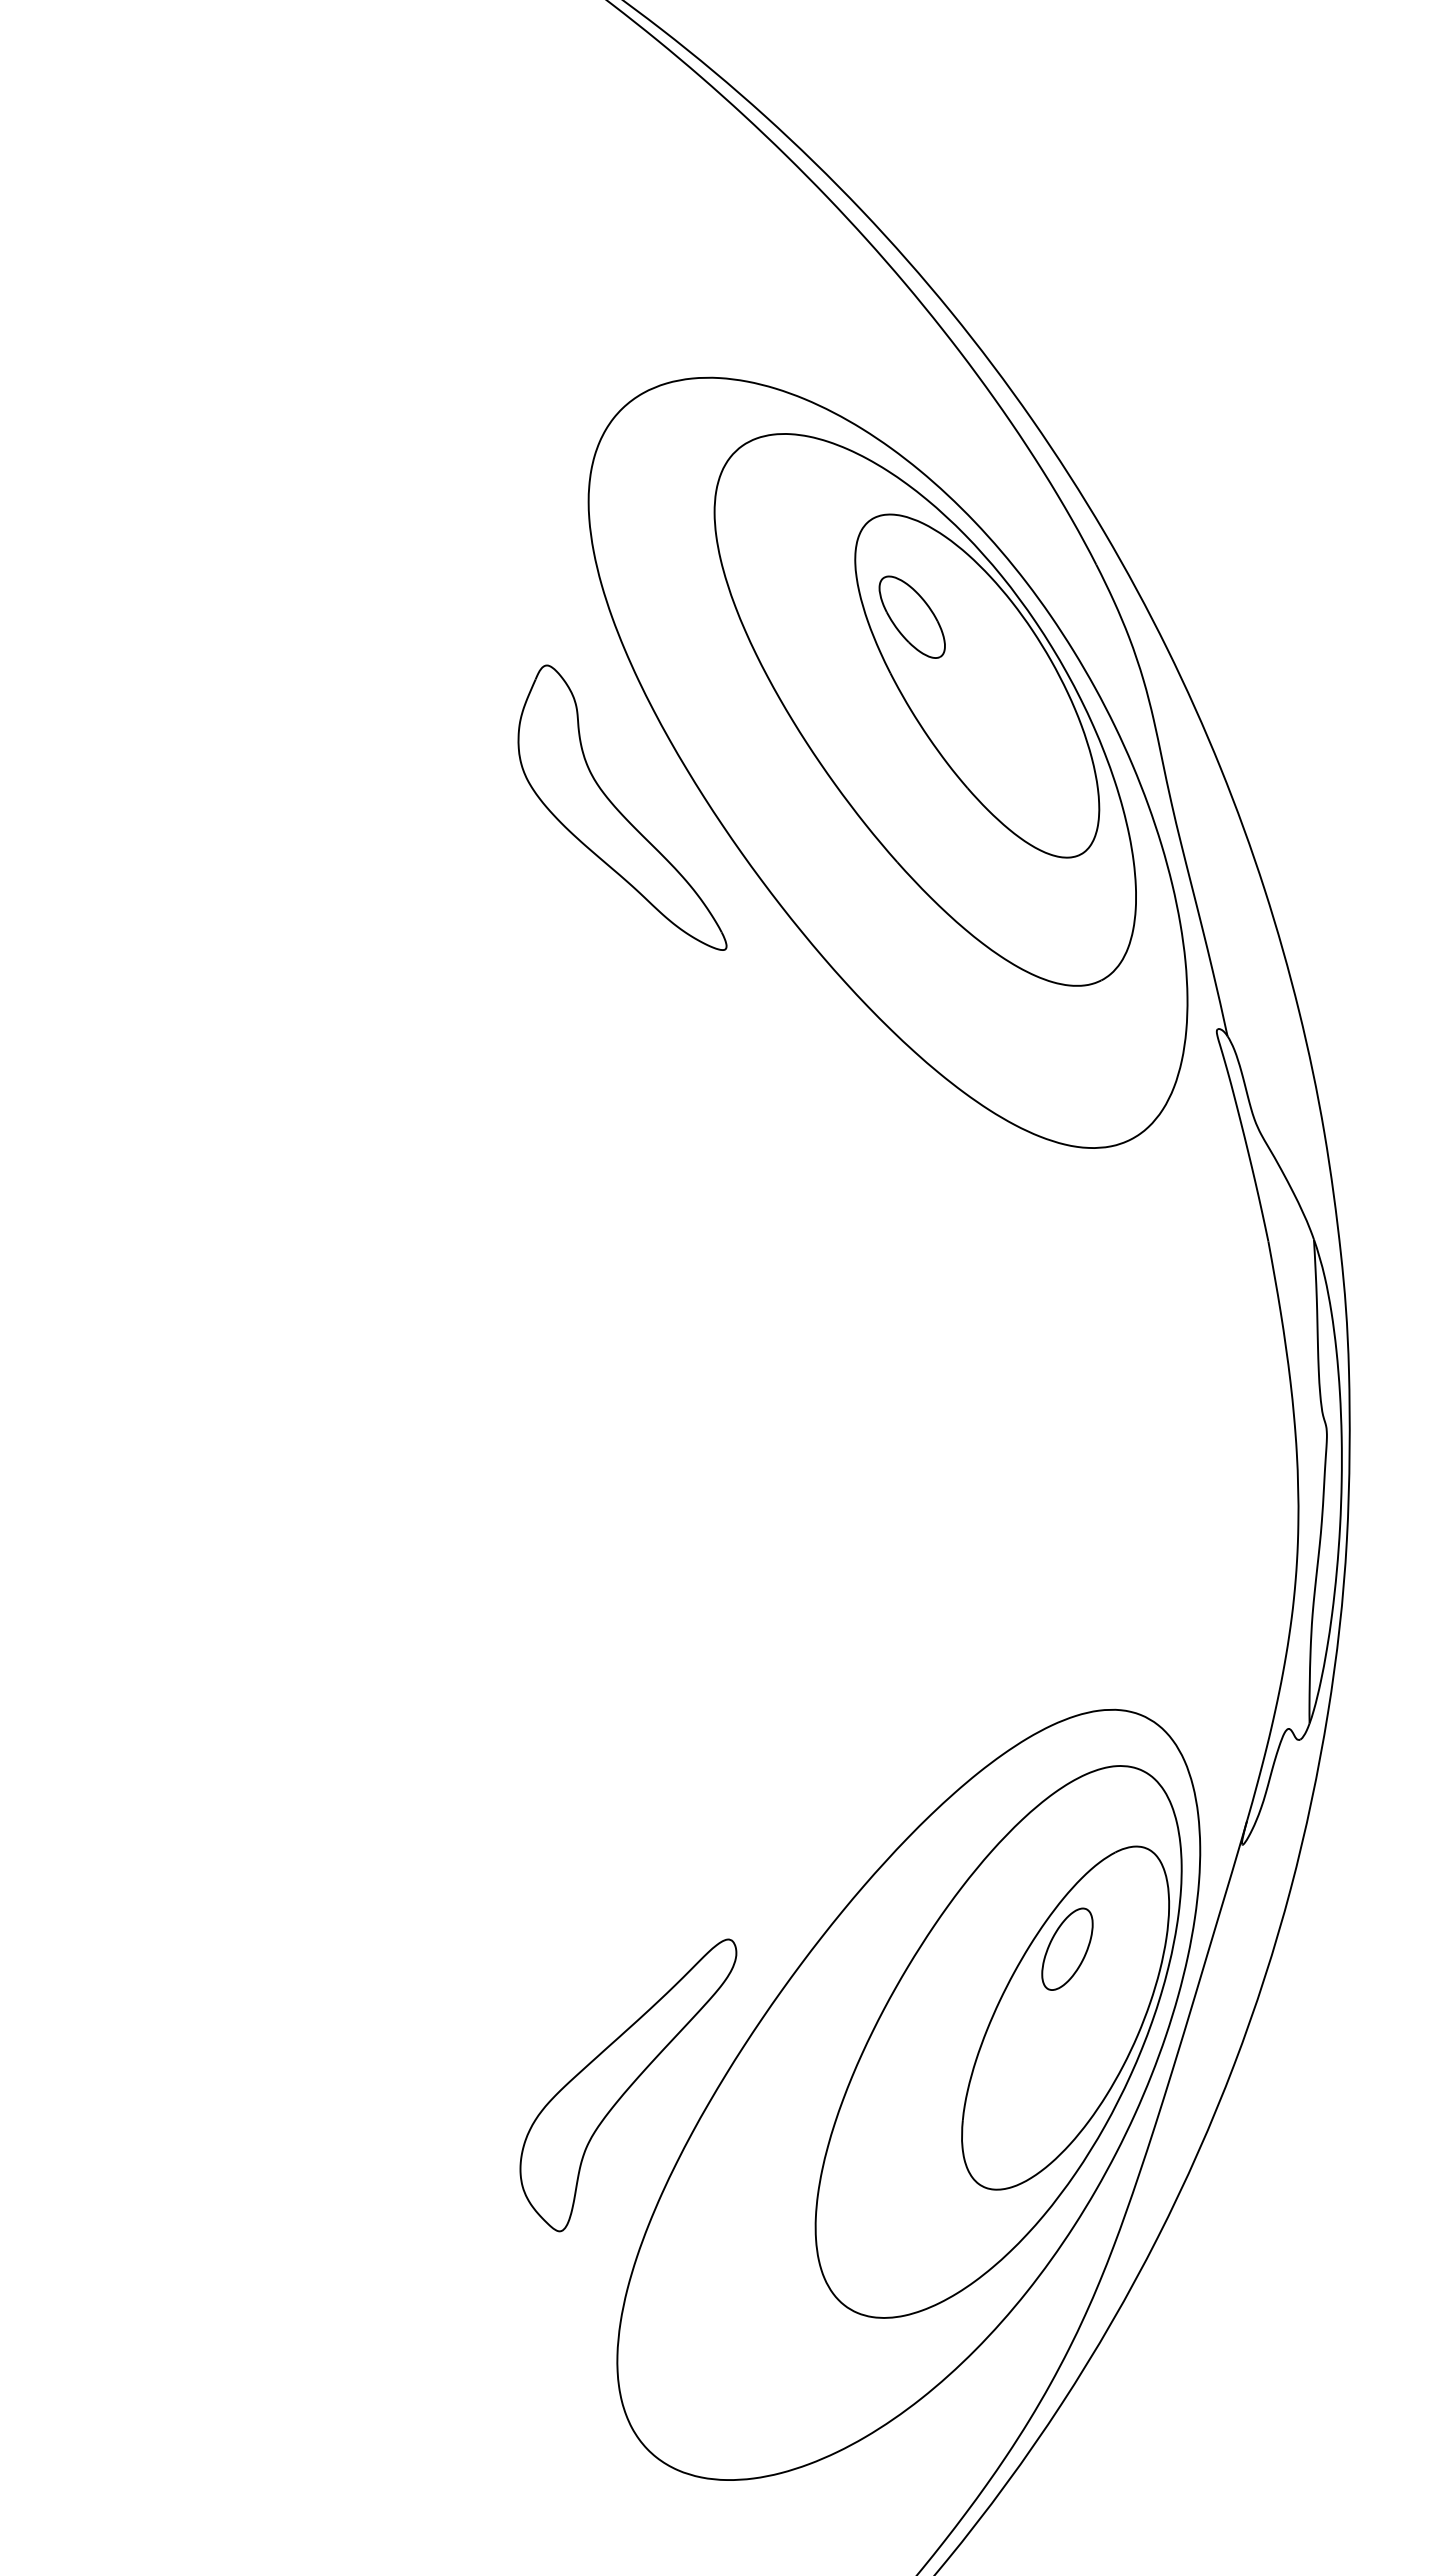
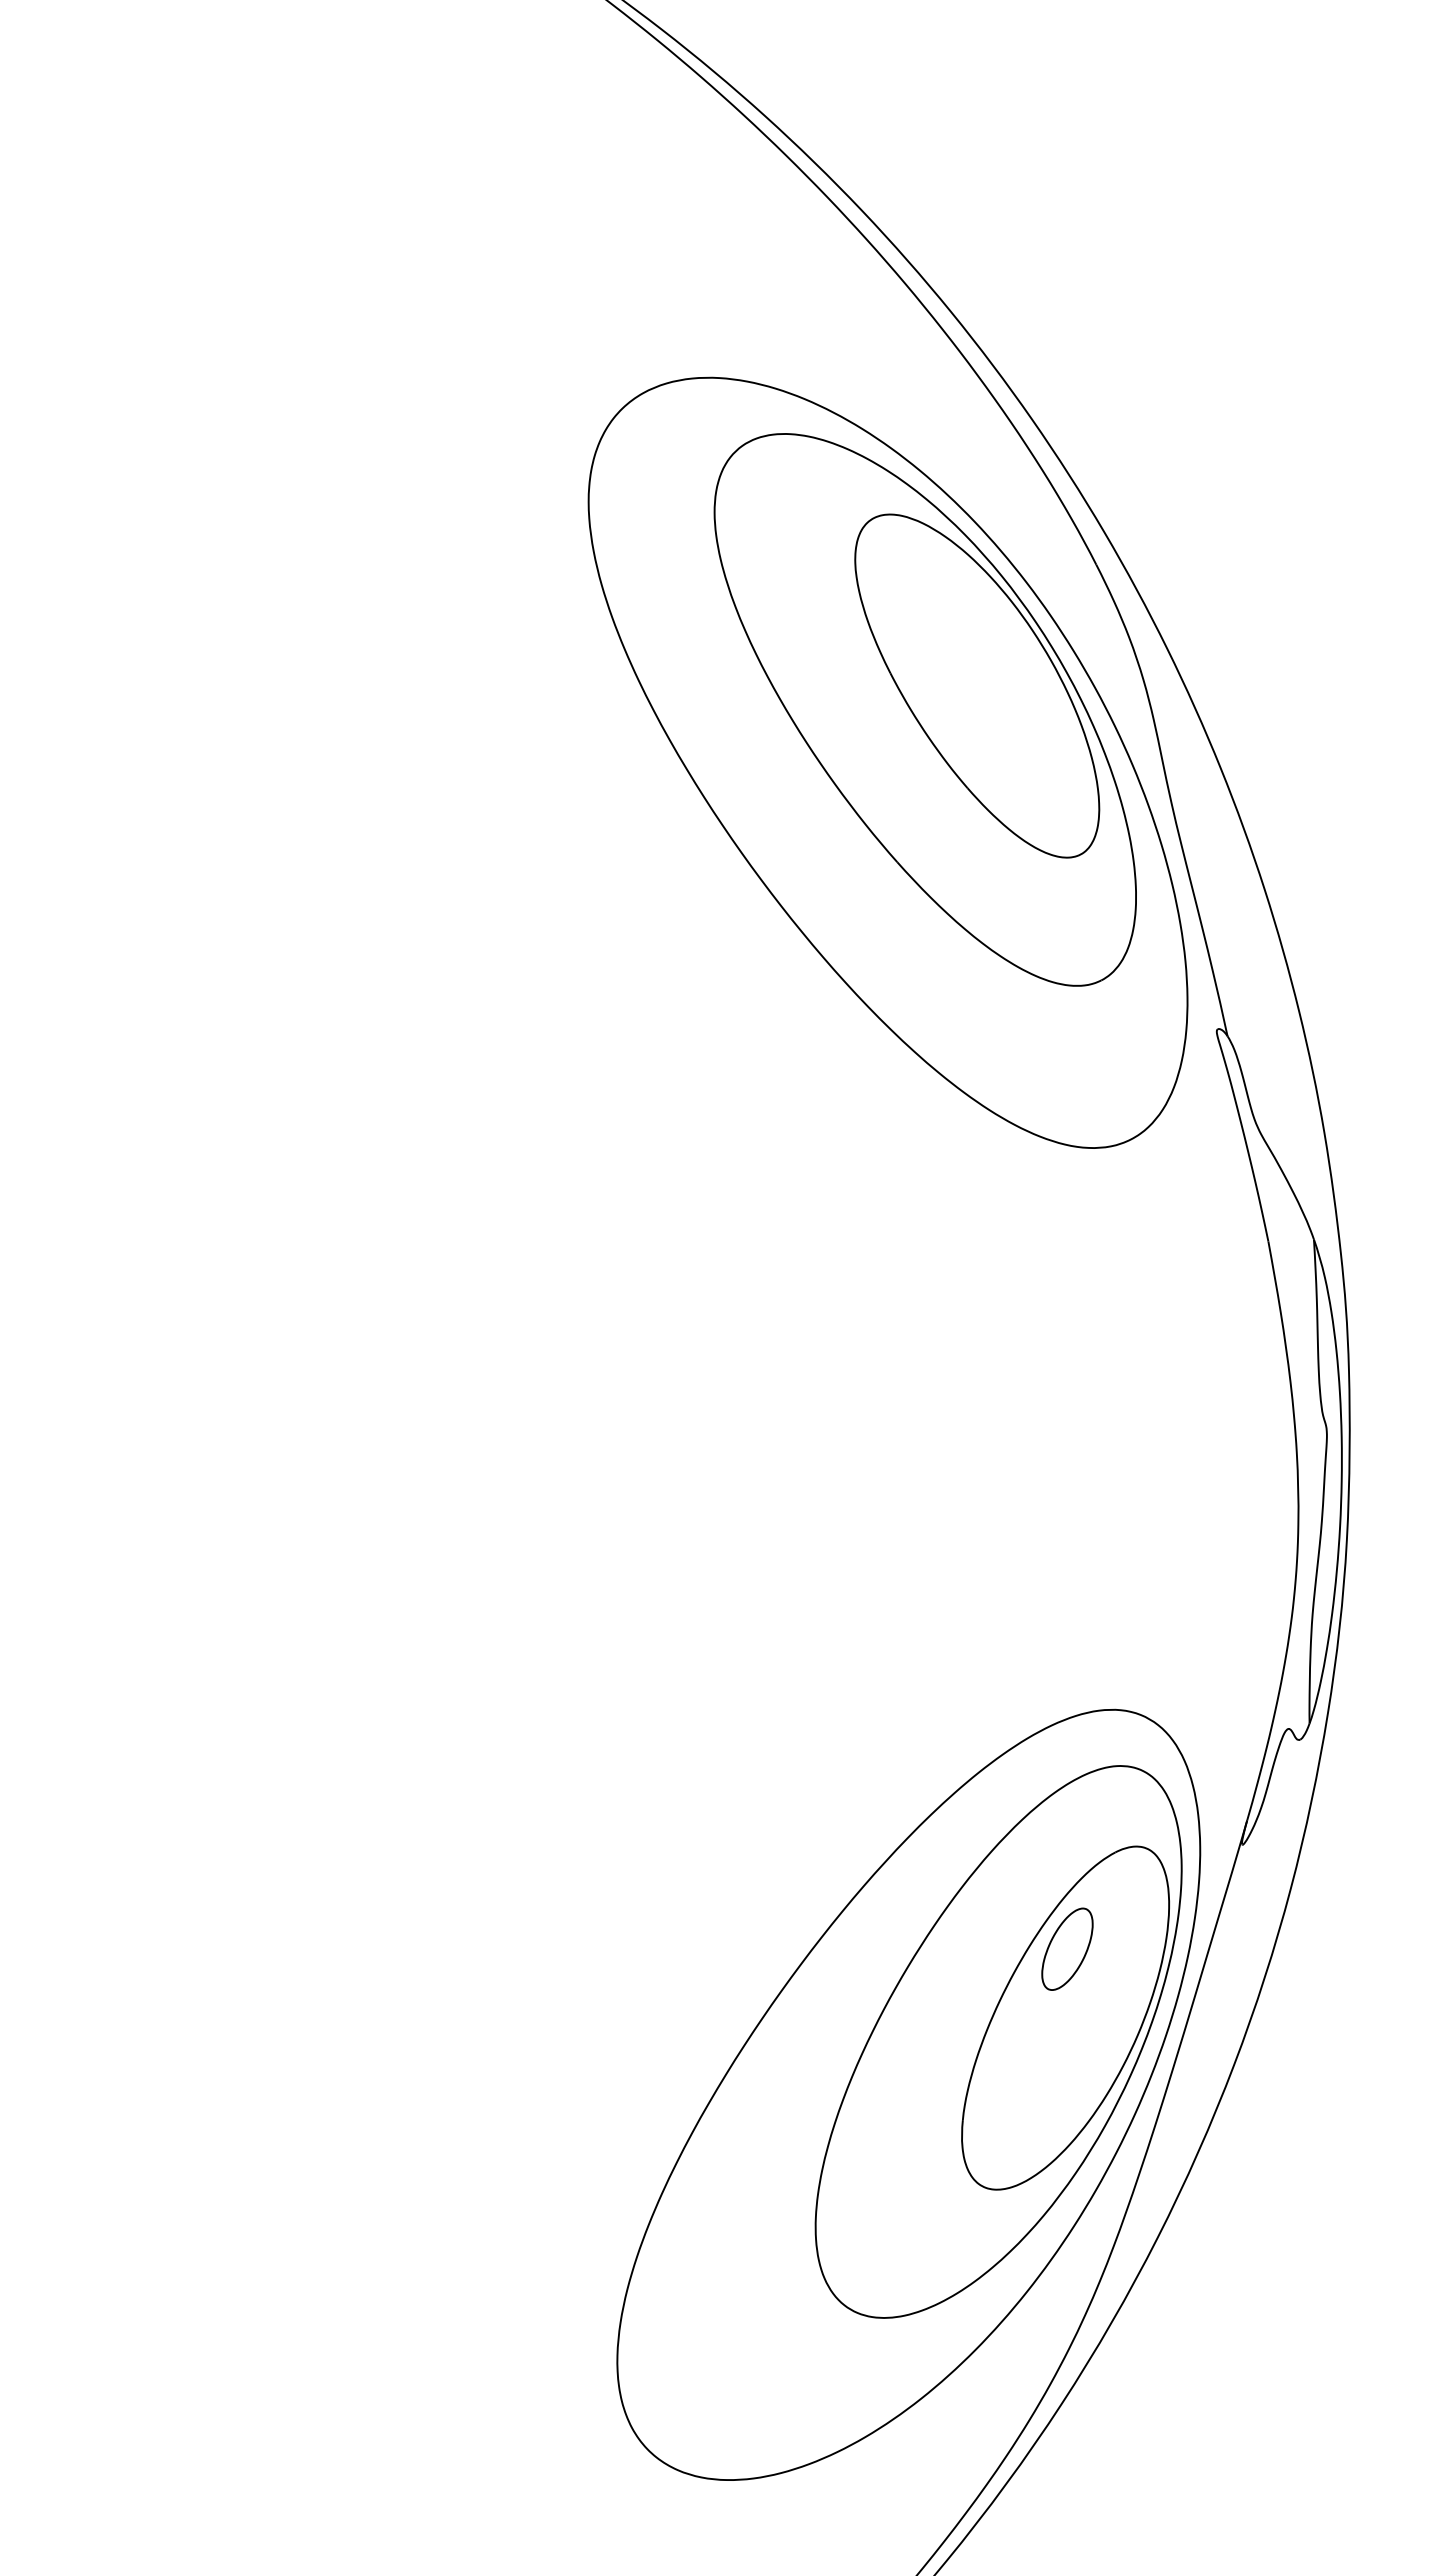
part: present -> none (911, 616)
part: present -> none (622, 807)
part: present -> none (628, 2085)
